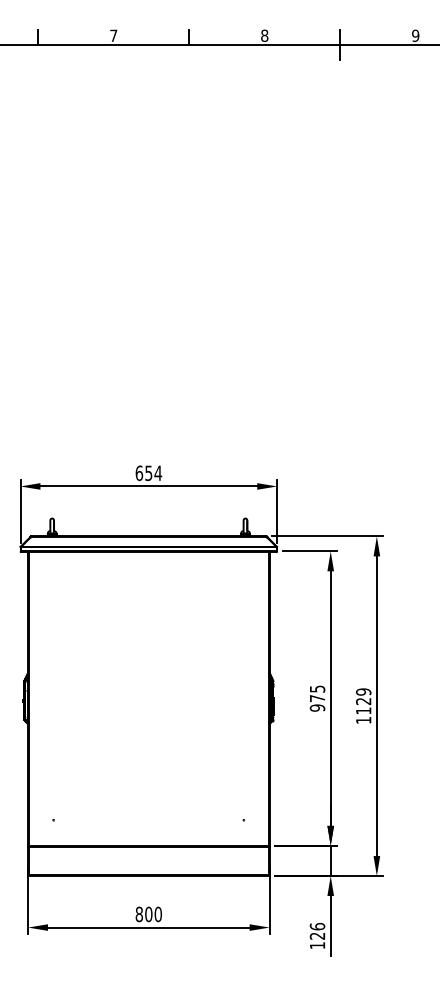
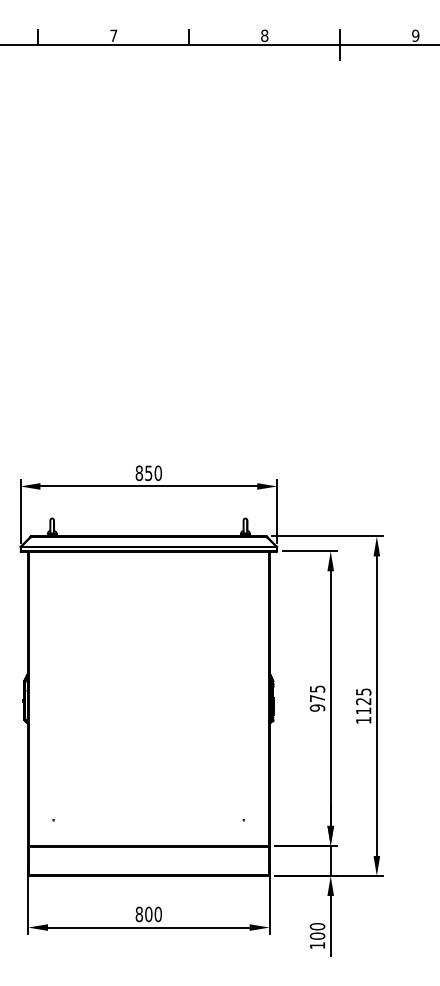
text: 654 -> 850 (148, 472)
text: 1129 -> 1125 (363, 691)
text: 126 -> 100 (317, 931)
